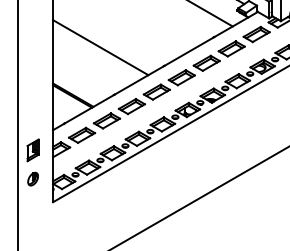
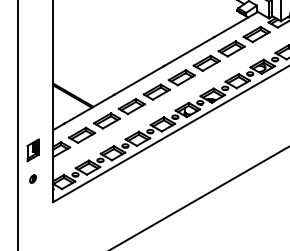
line: present -> none (211, 14)
line: present -> none (100, 47)
part size: 12x16 px -> 8x10 px (32, 178)
